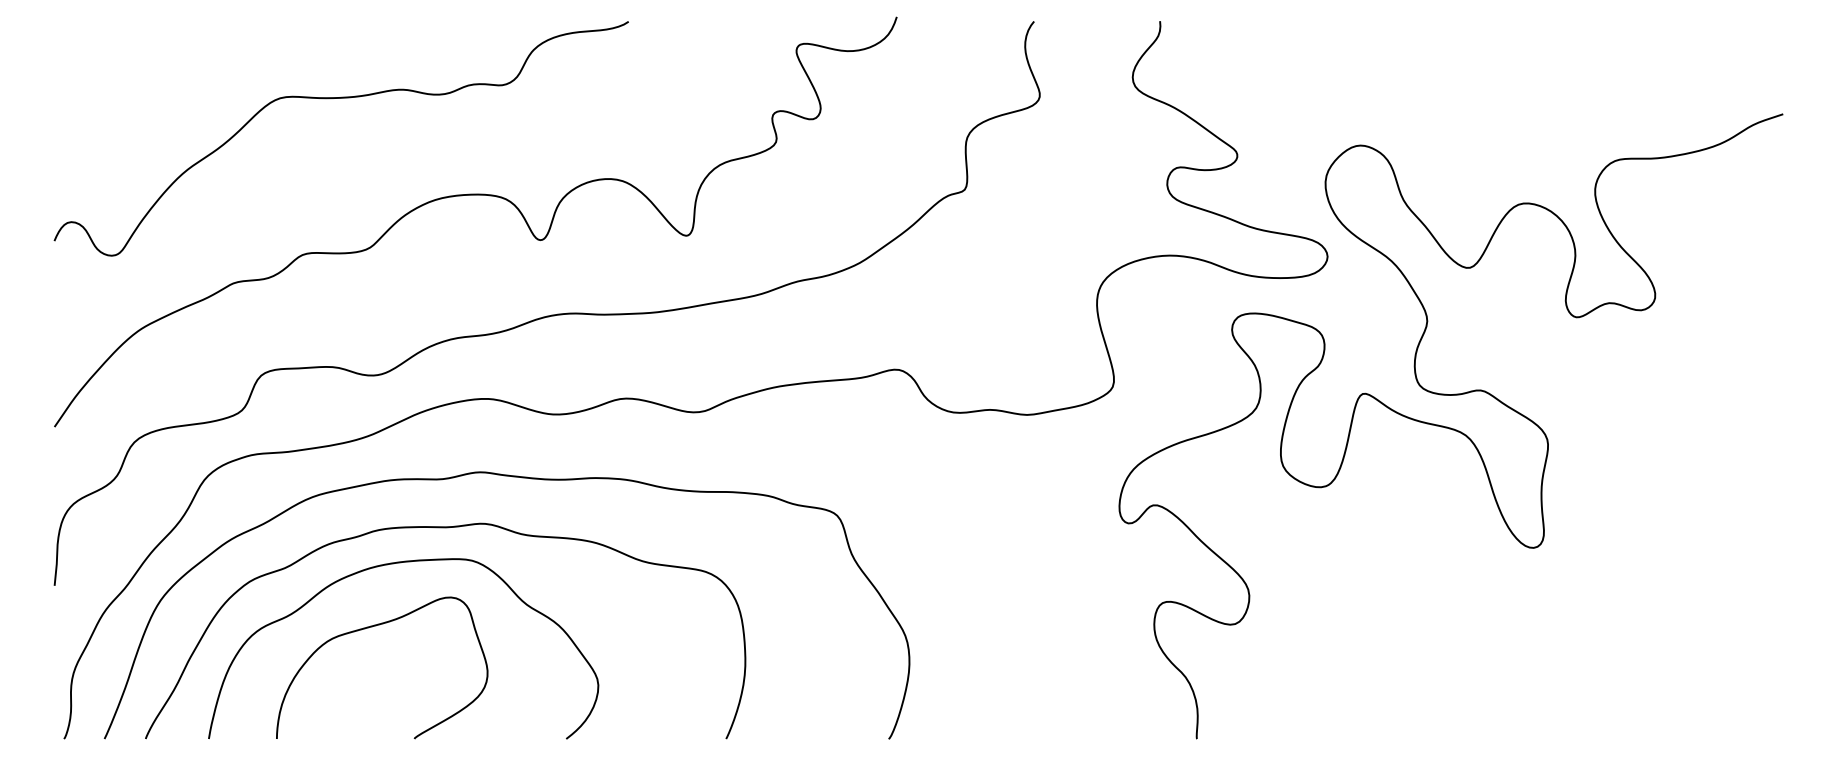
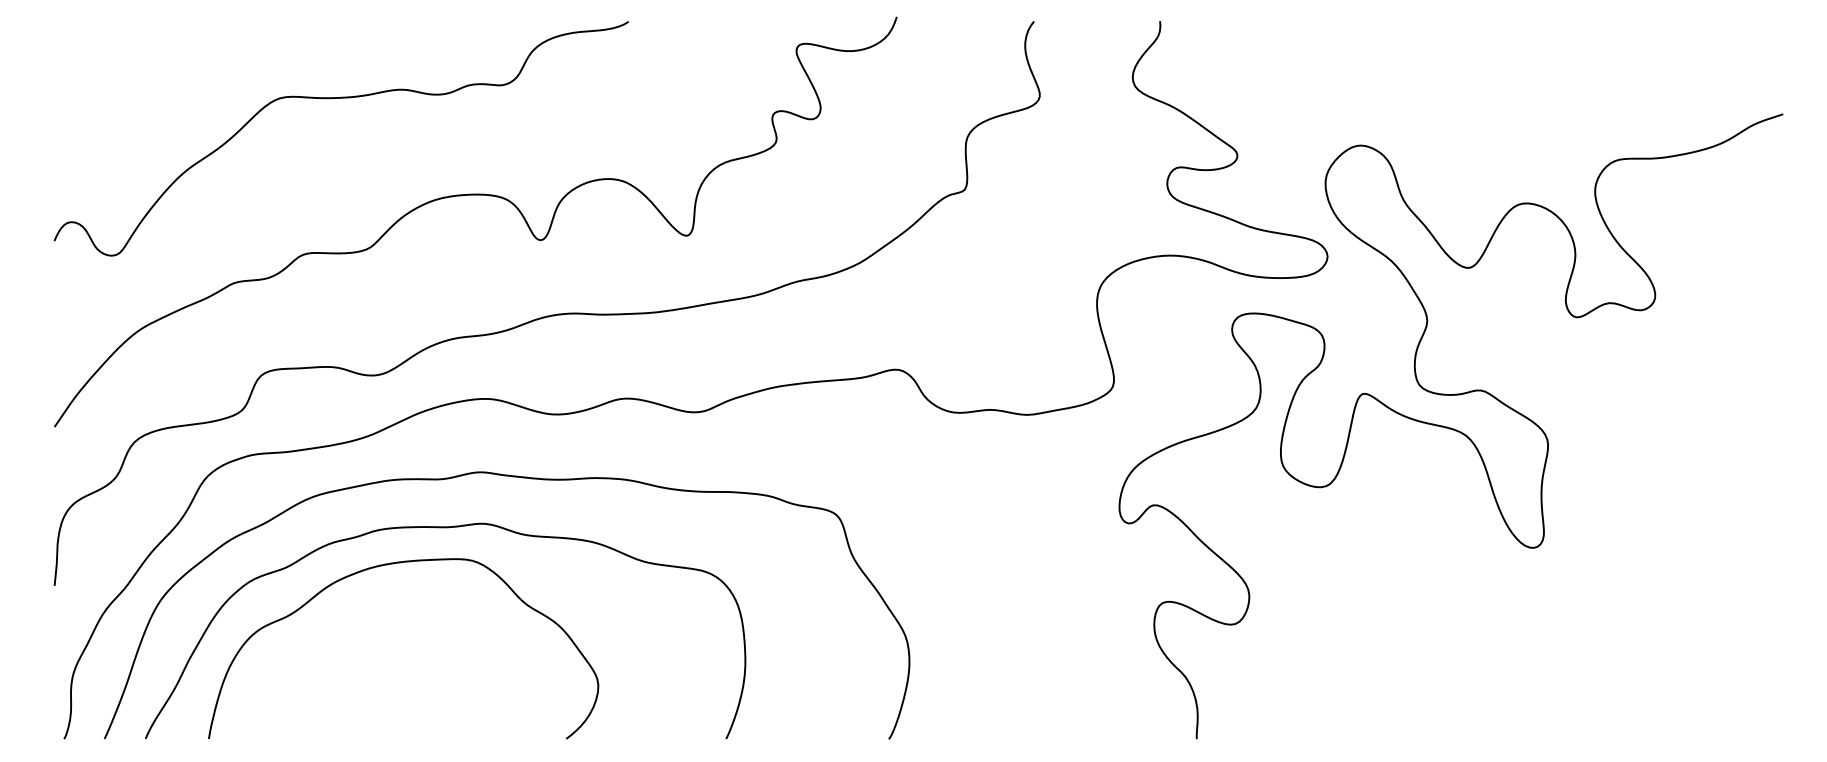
curve: present -> none (372, 627)
